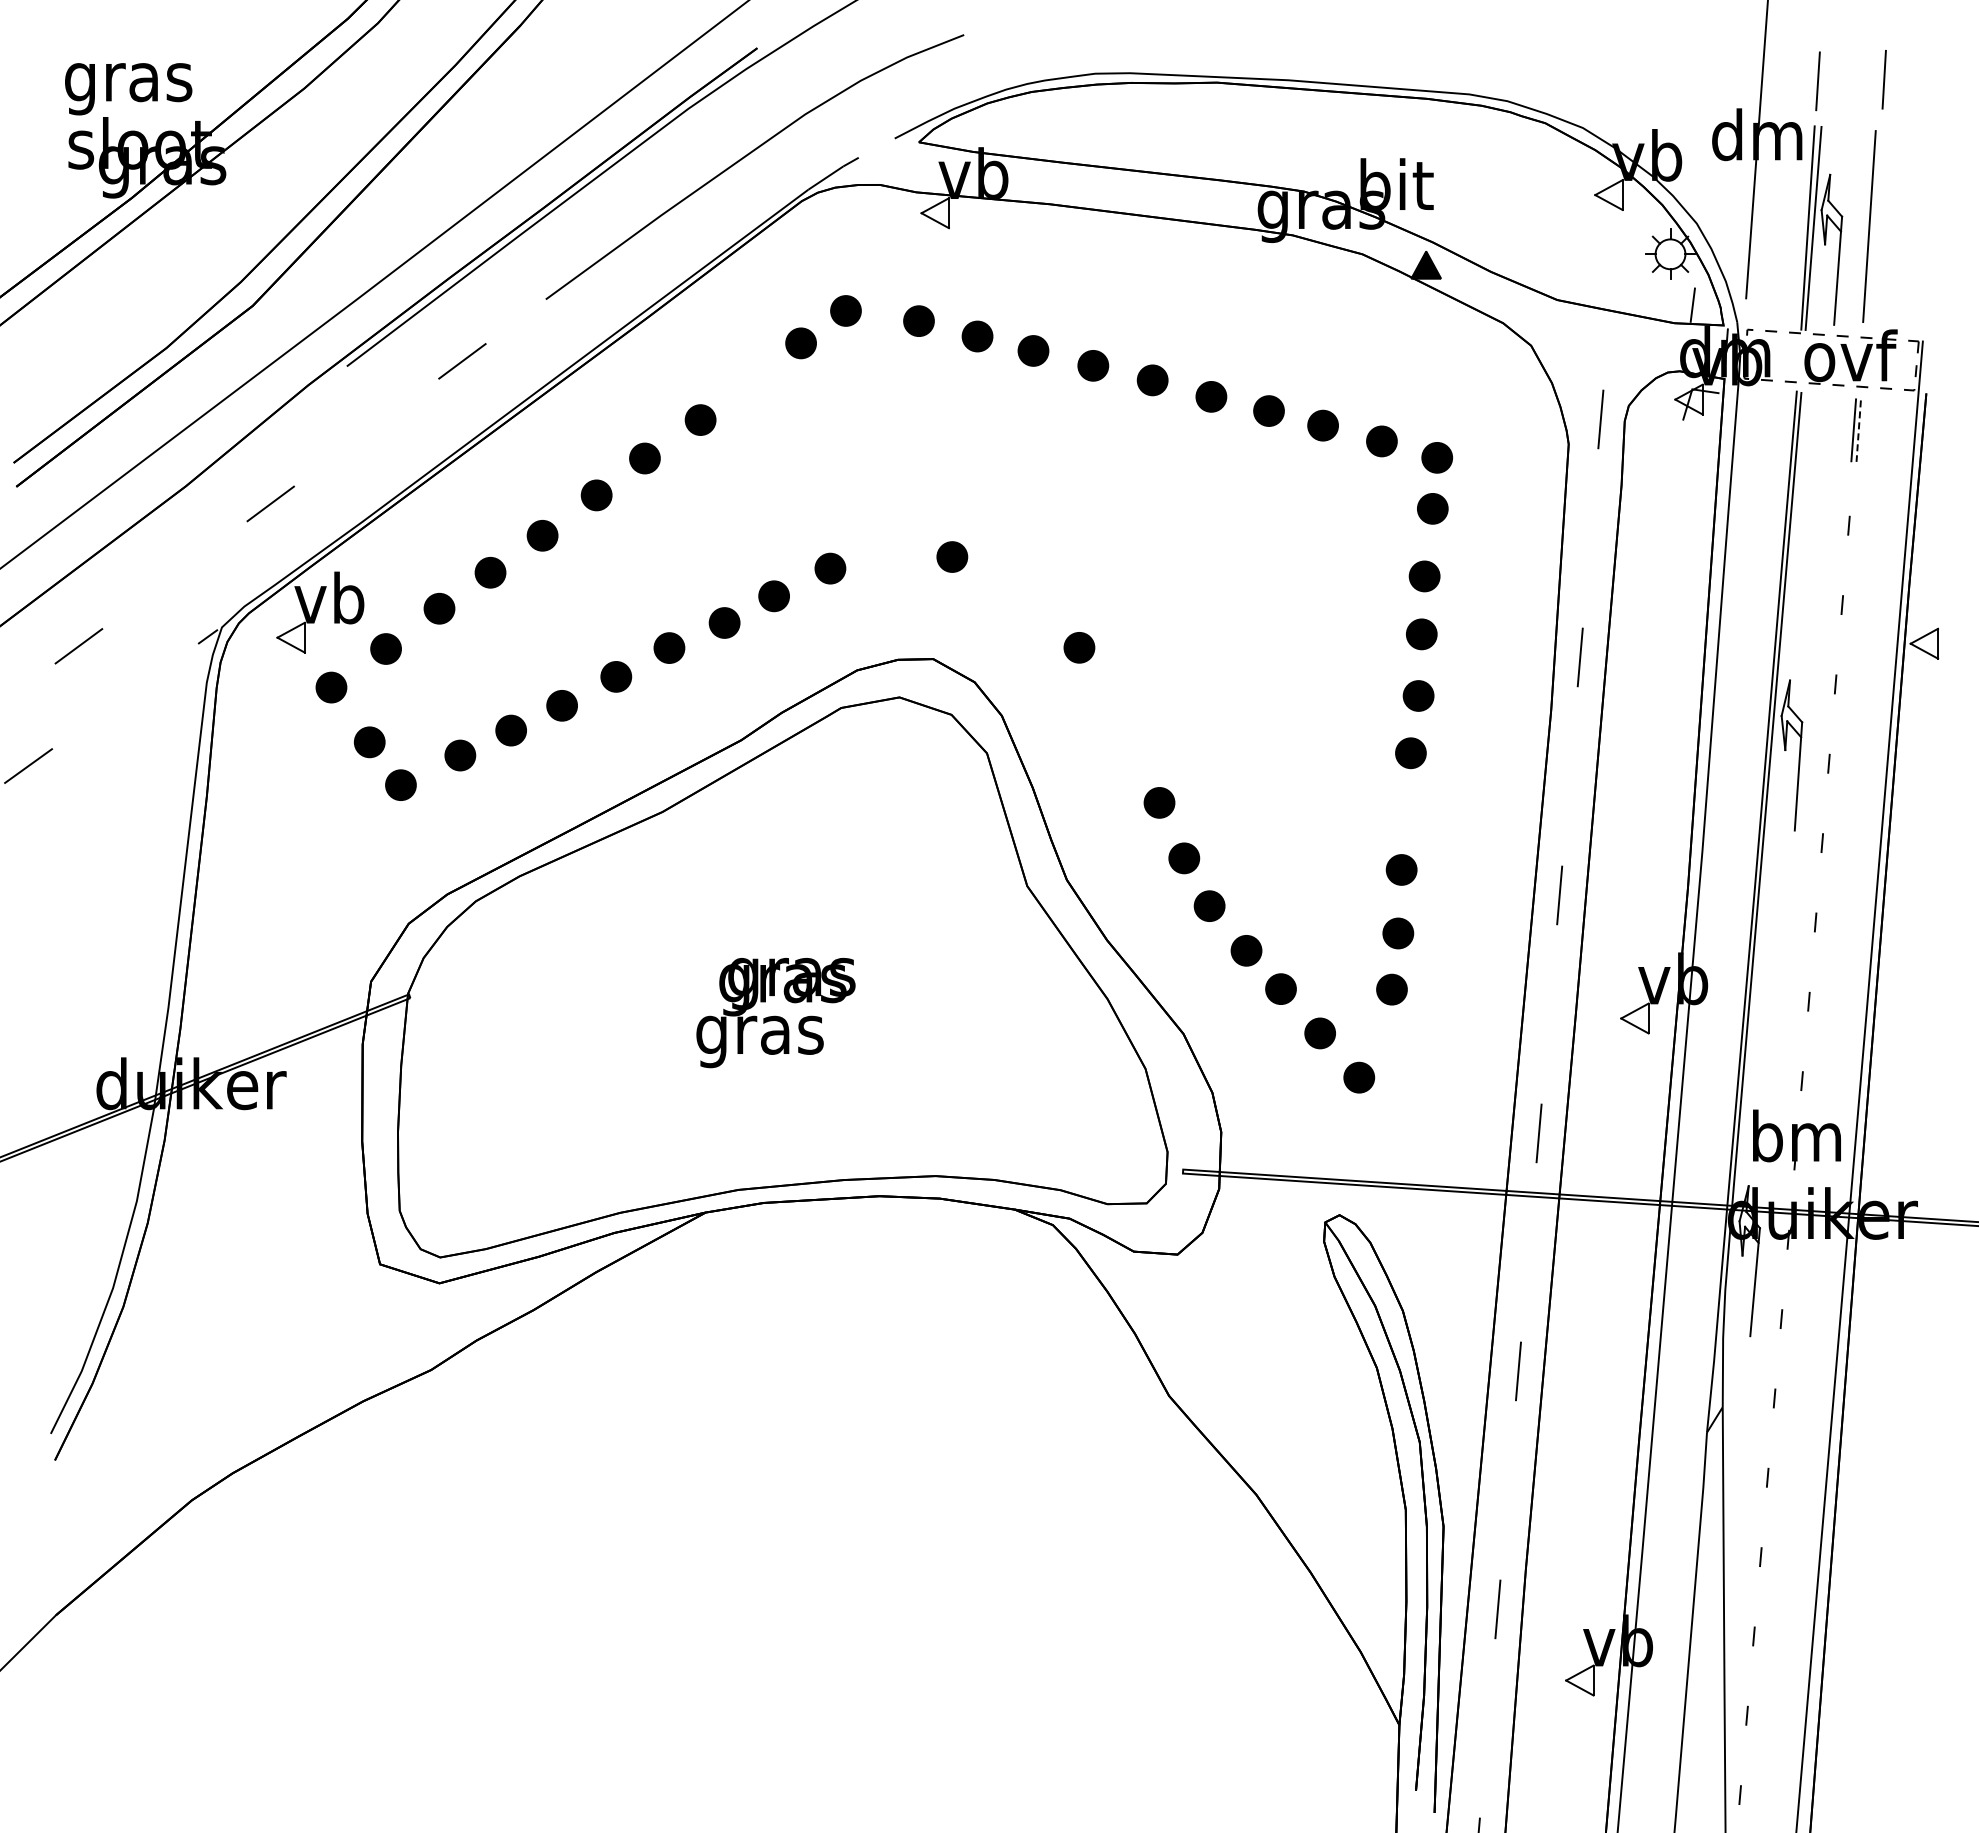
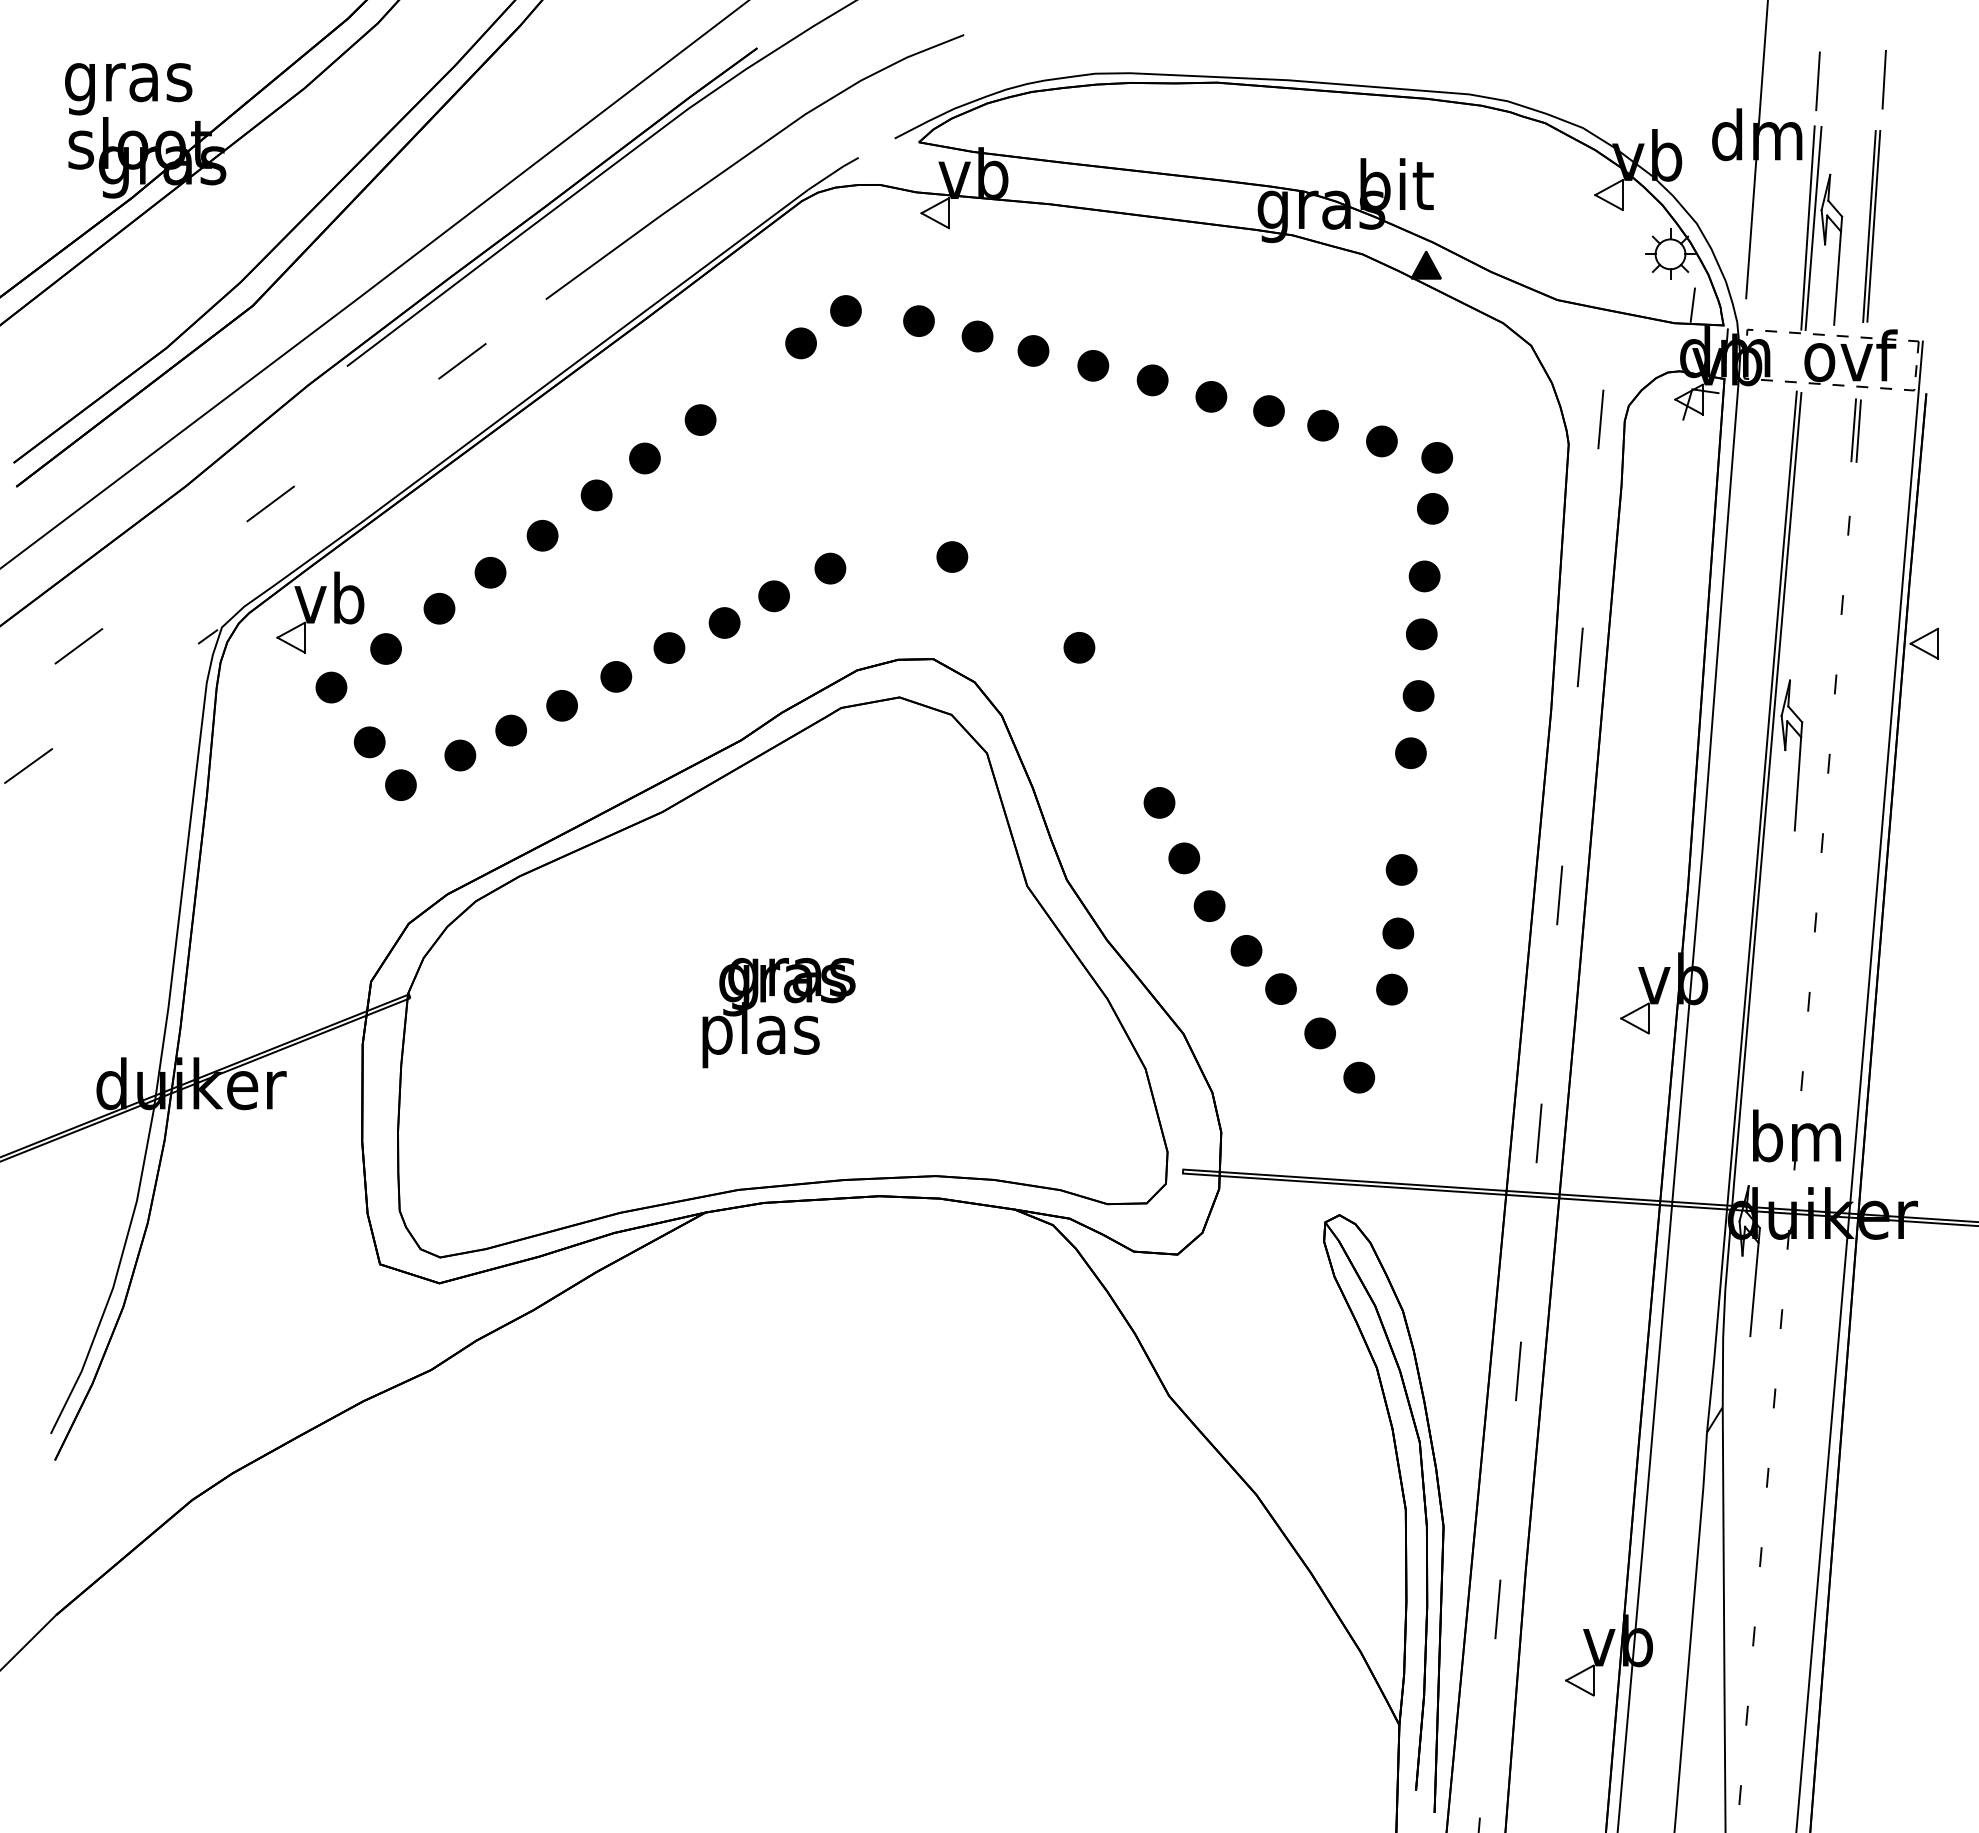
line: none -> present (1873, 225)
line: dashed -> solid (1858, 431)
text: gras -> plas (759, 1035)
